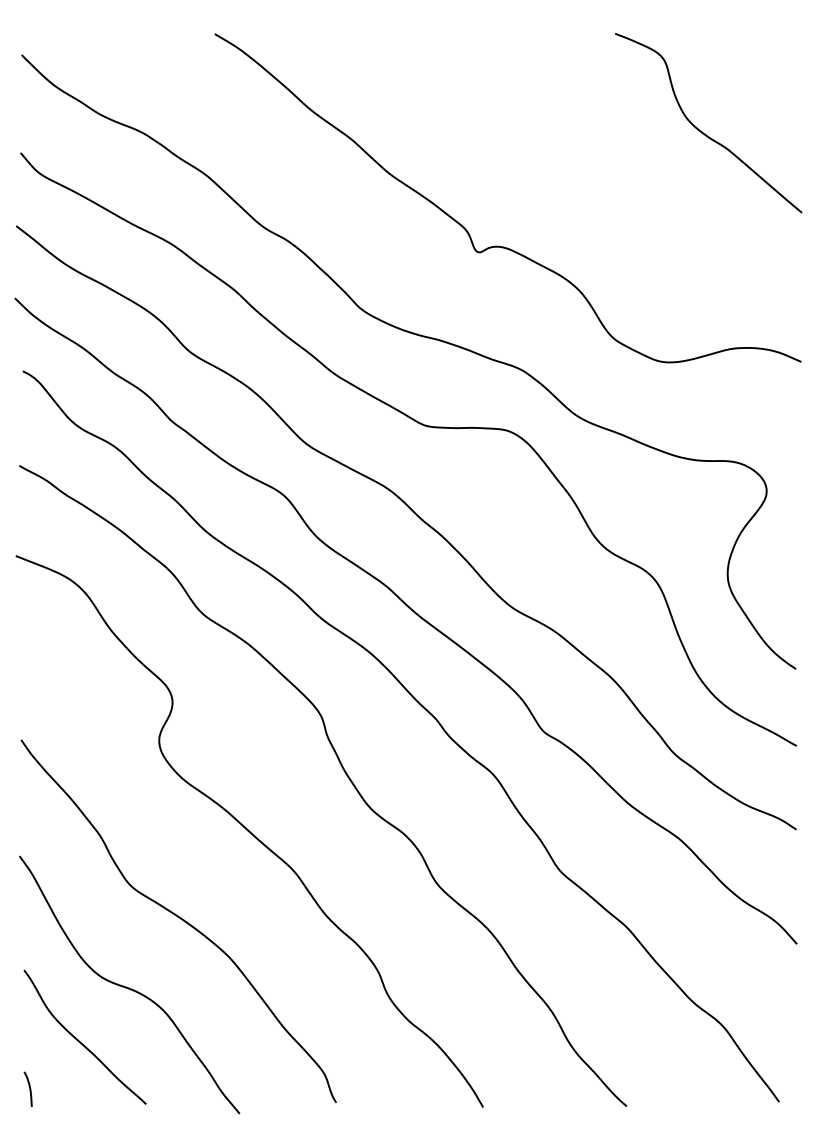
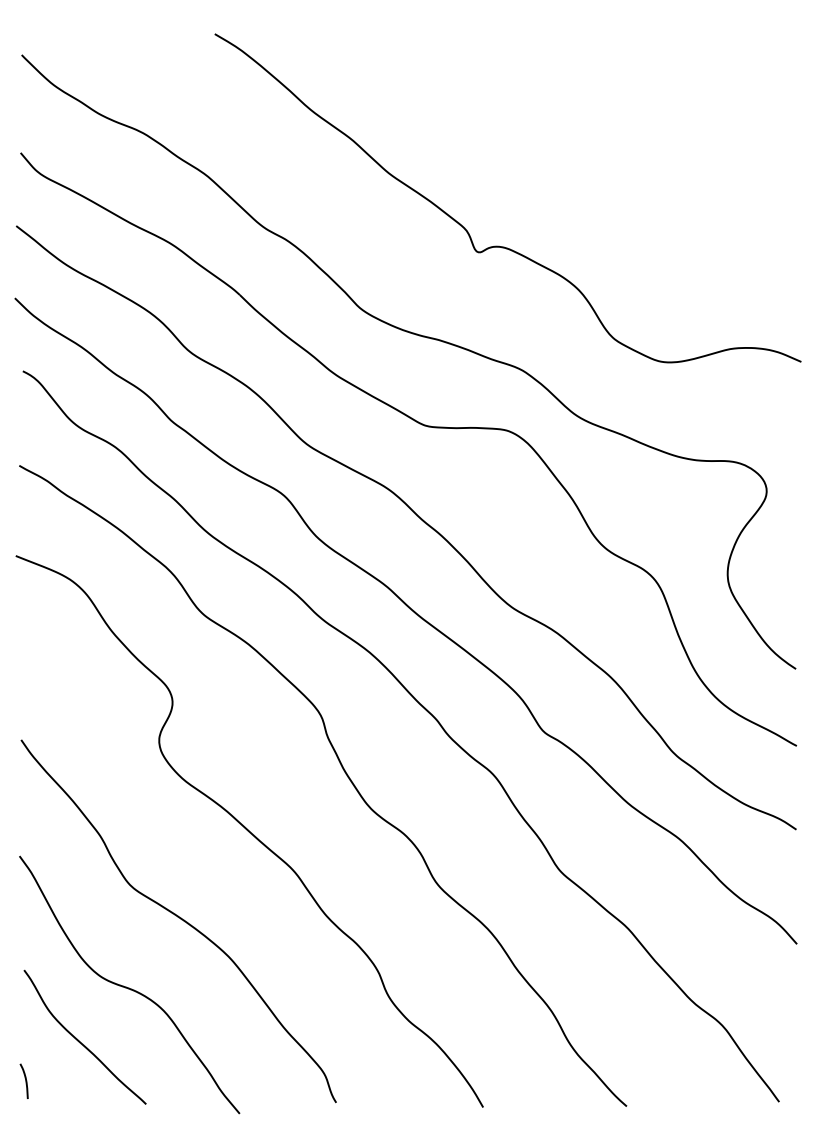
curve: present -> none (701, 130)
curve position: (29, 1088) -> (25, 1080) (25, 1080)
